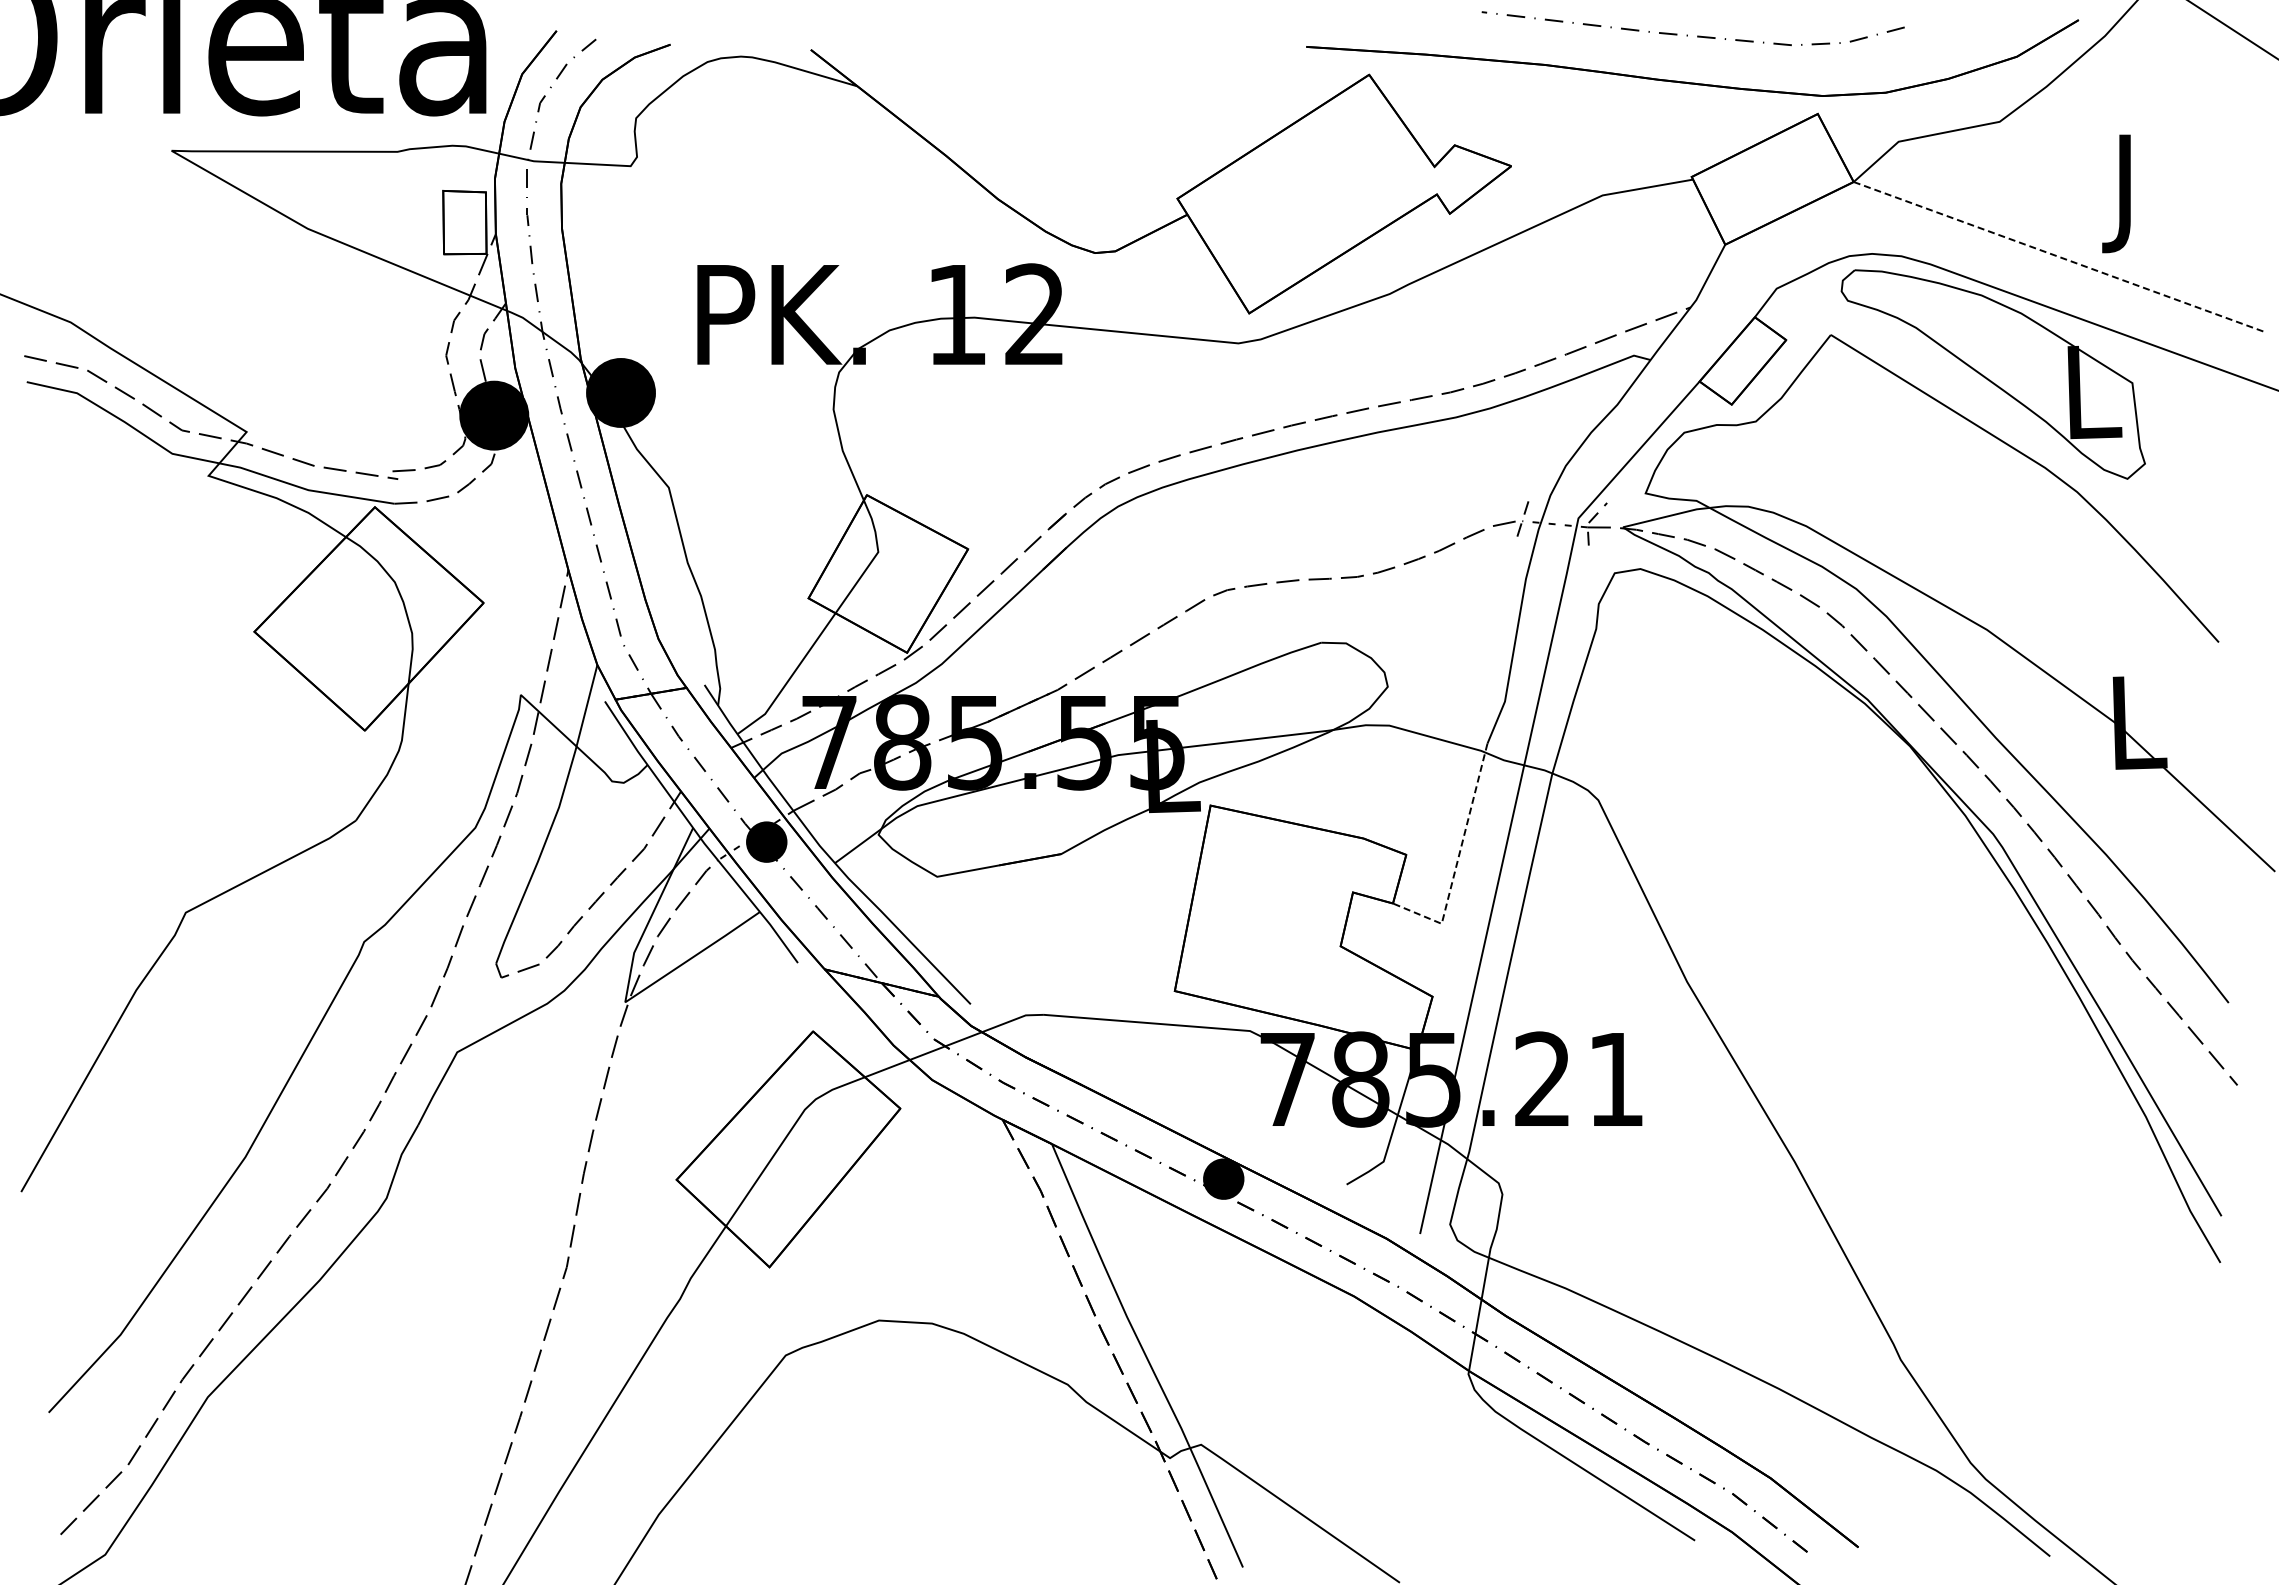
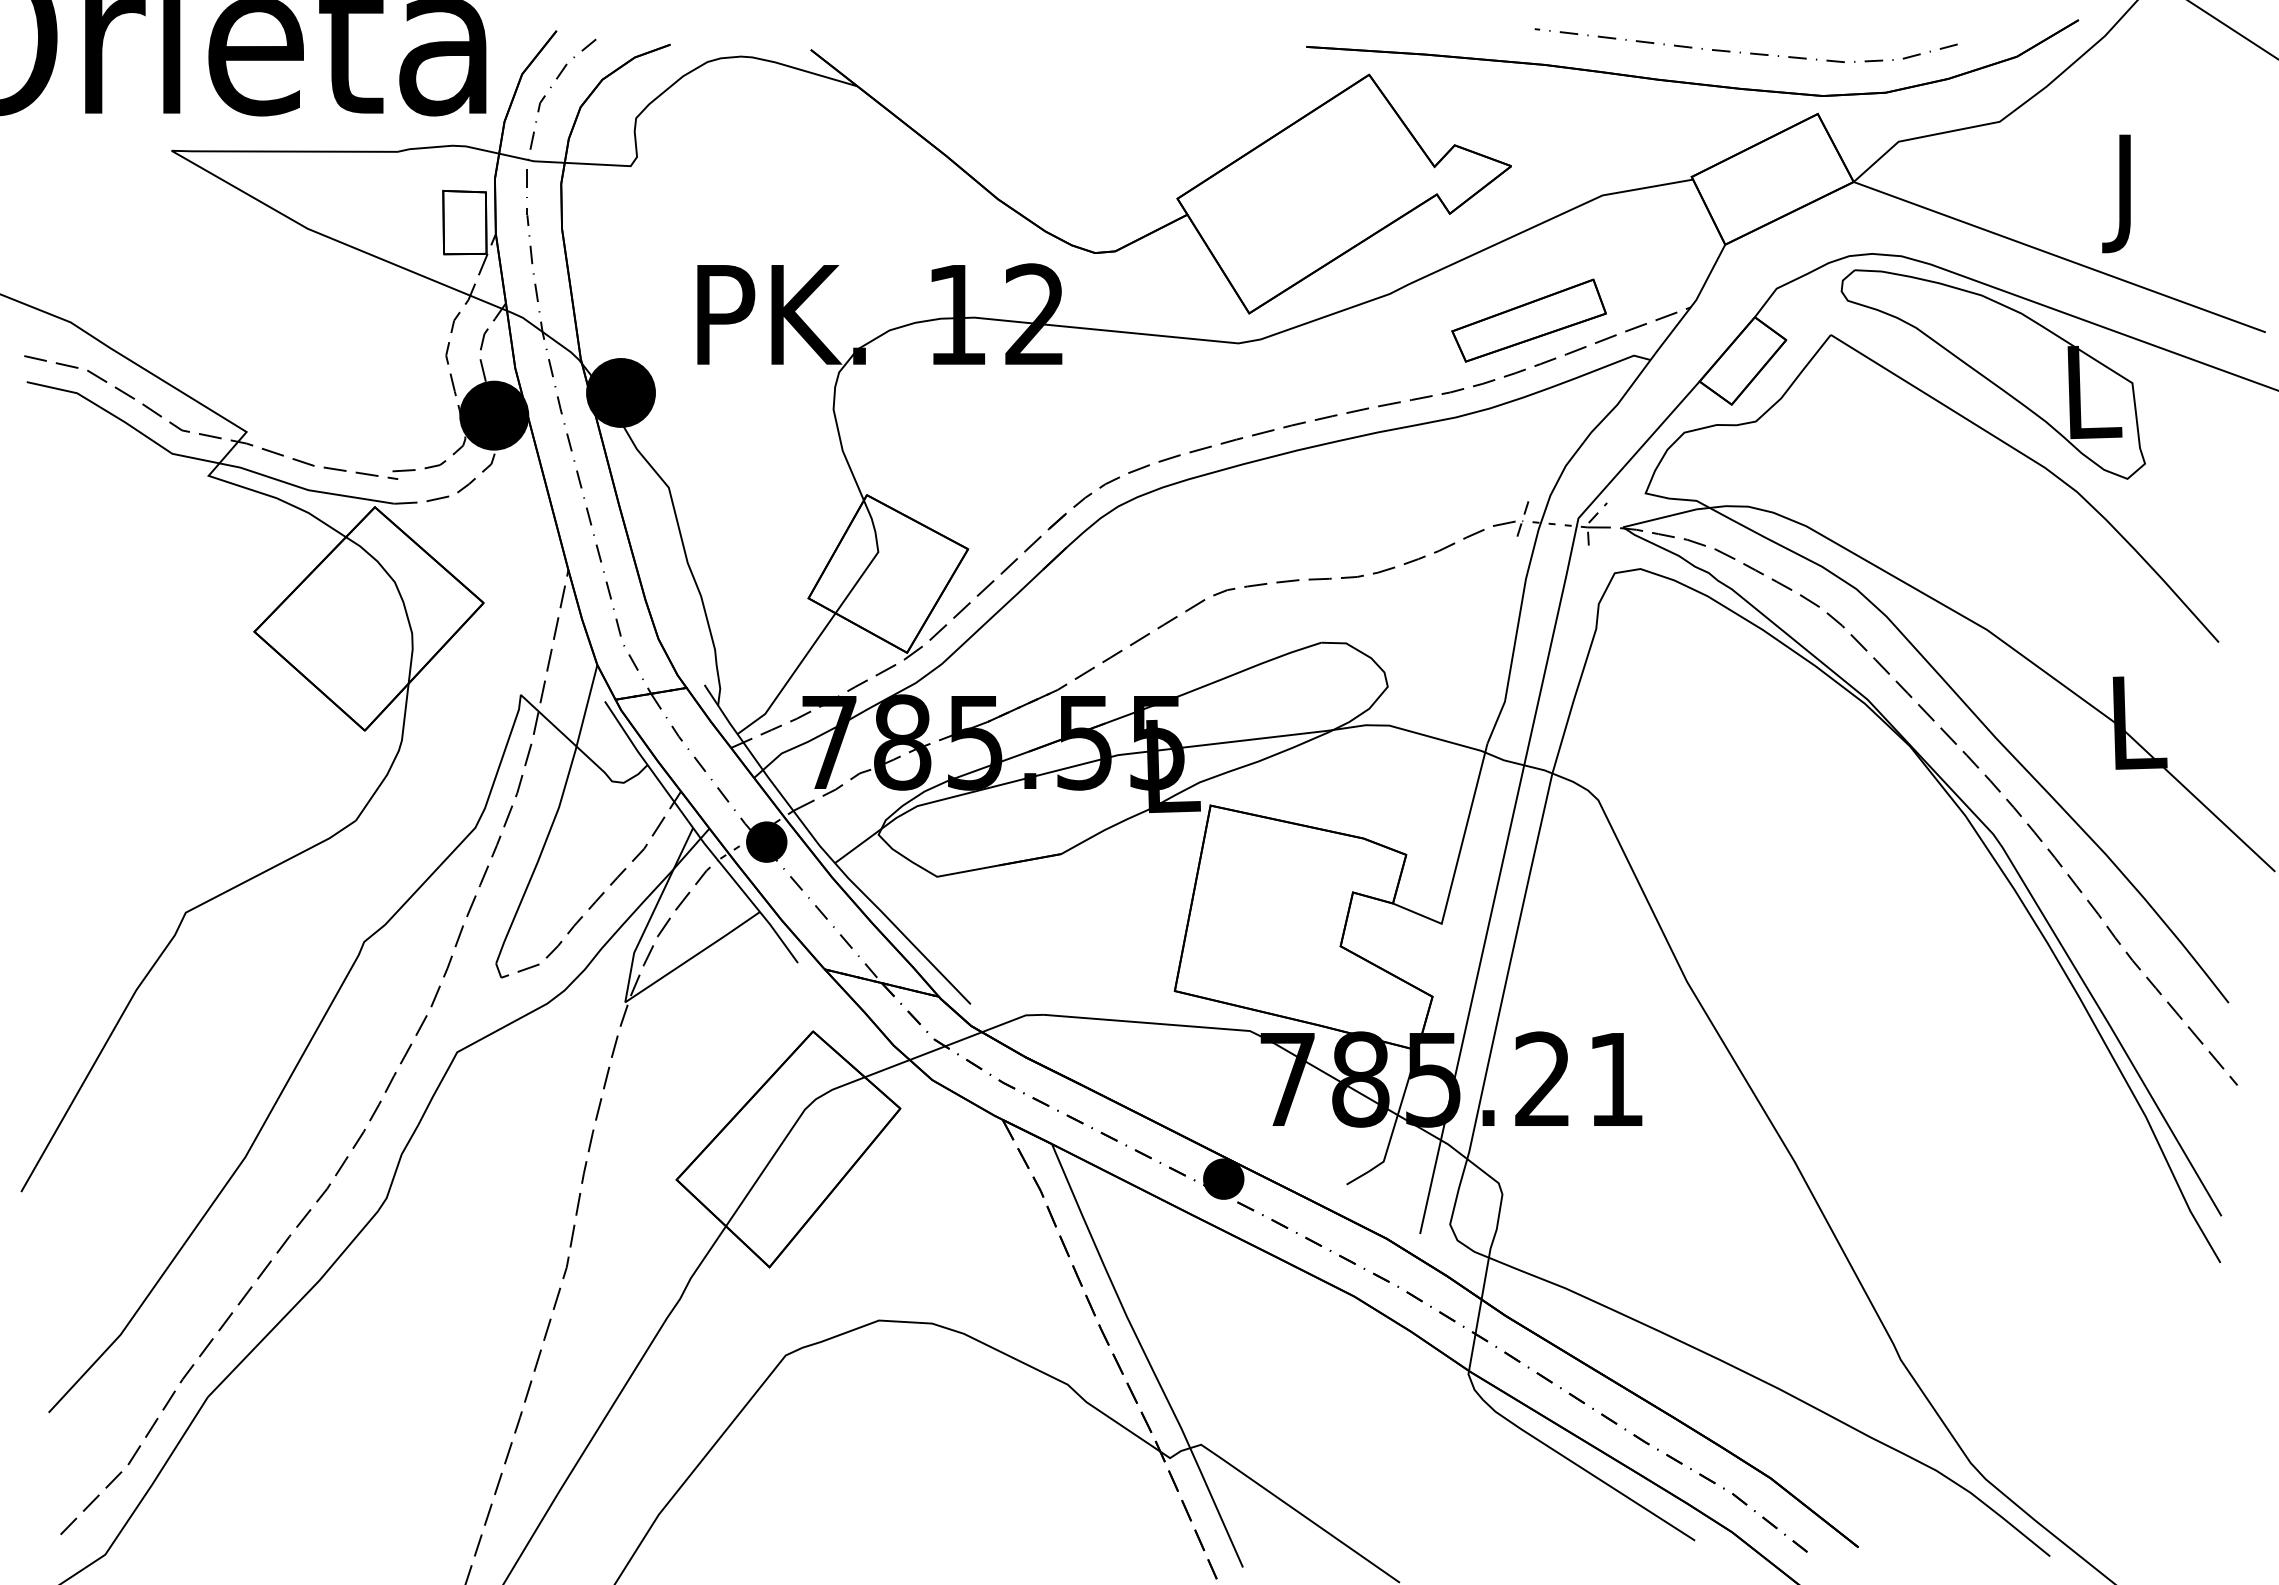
line position: (1687, 34) -> (1740, 51) (1740, 51)
line: dashed -> solid (2060, 257)
part: none -> present (1528, 320)
line: dashed -> solid (1457, 859)
